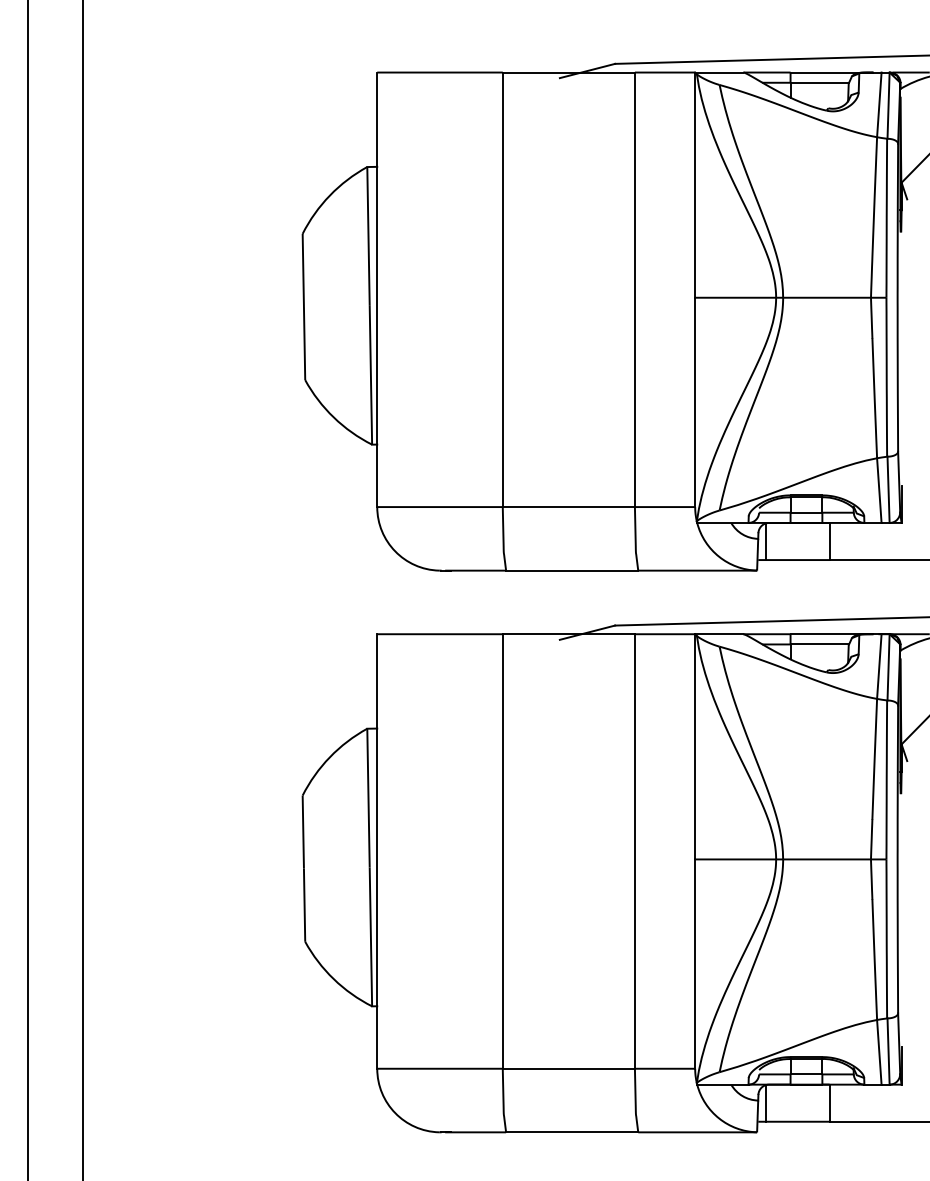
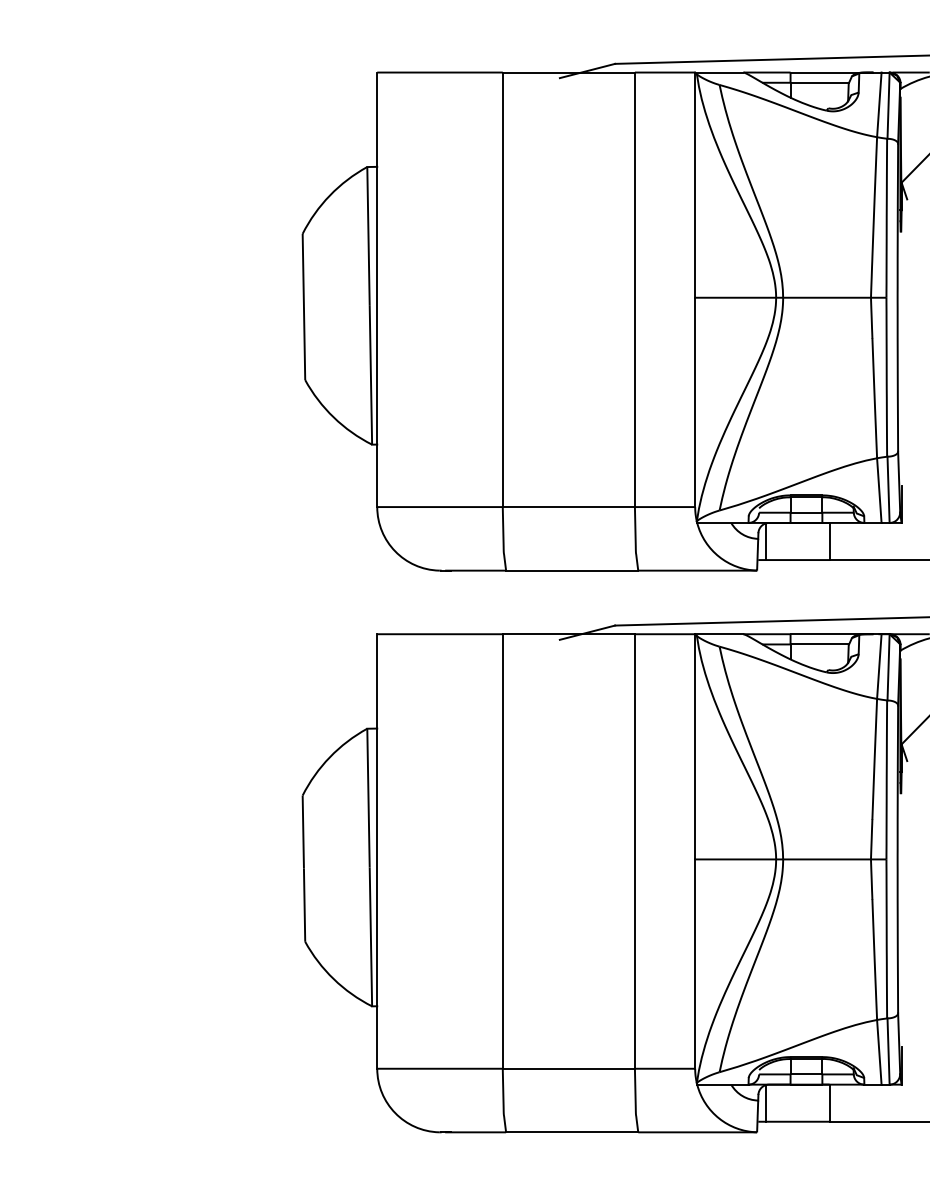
line: present -> none (27, 589)
line: present -> none (82, 589)
